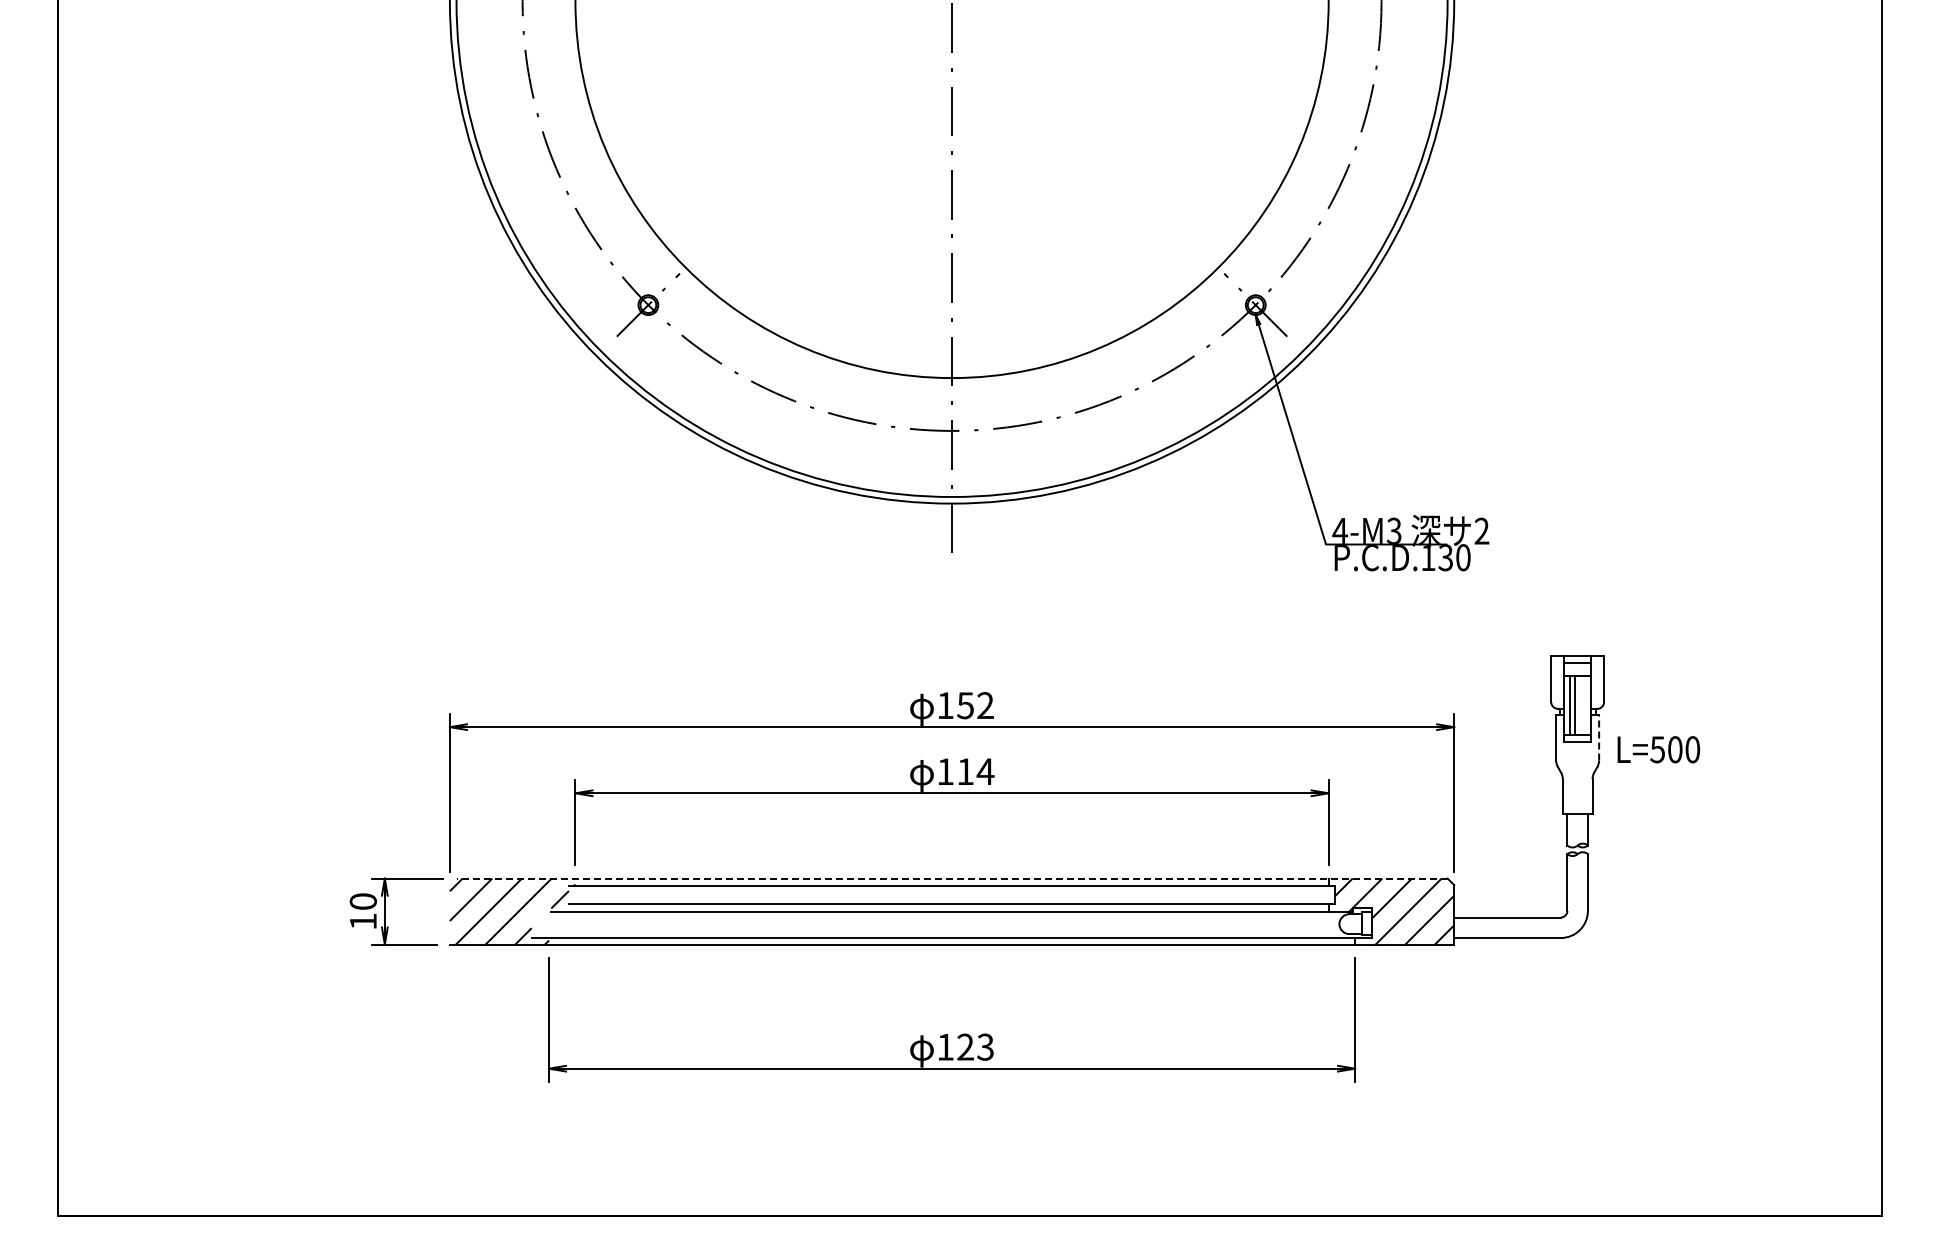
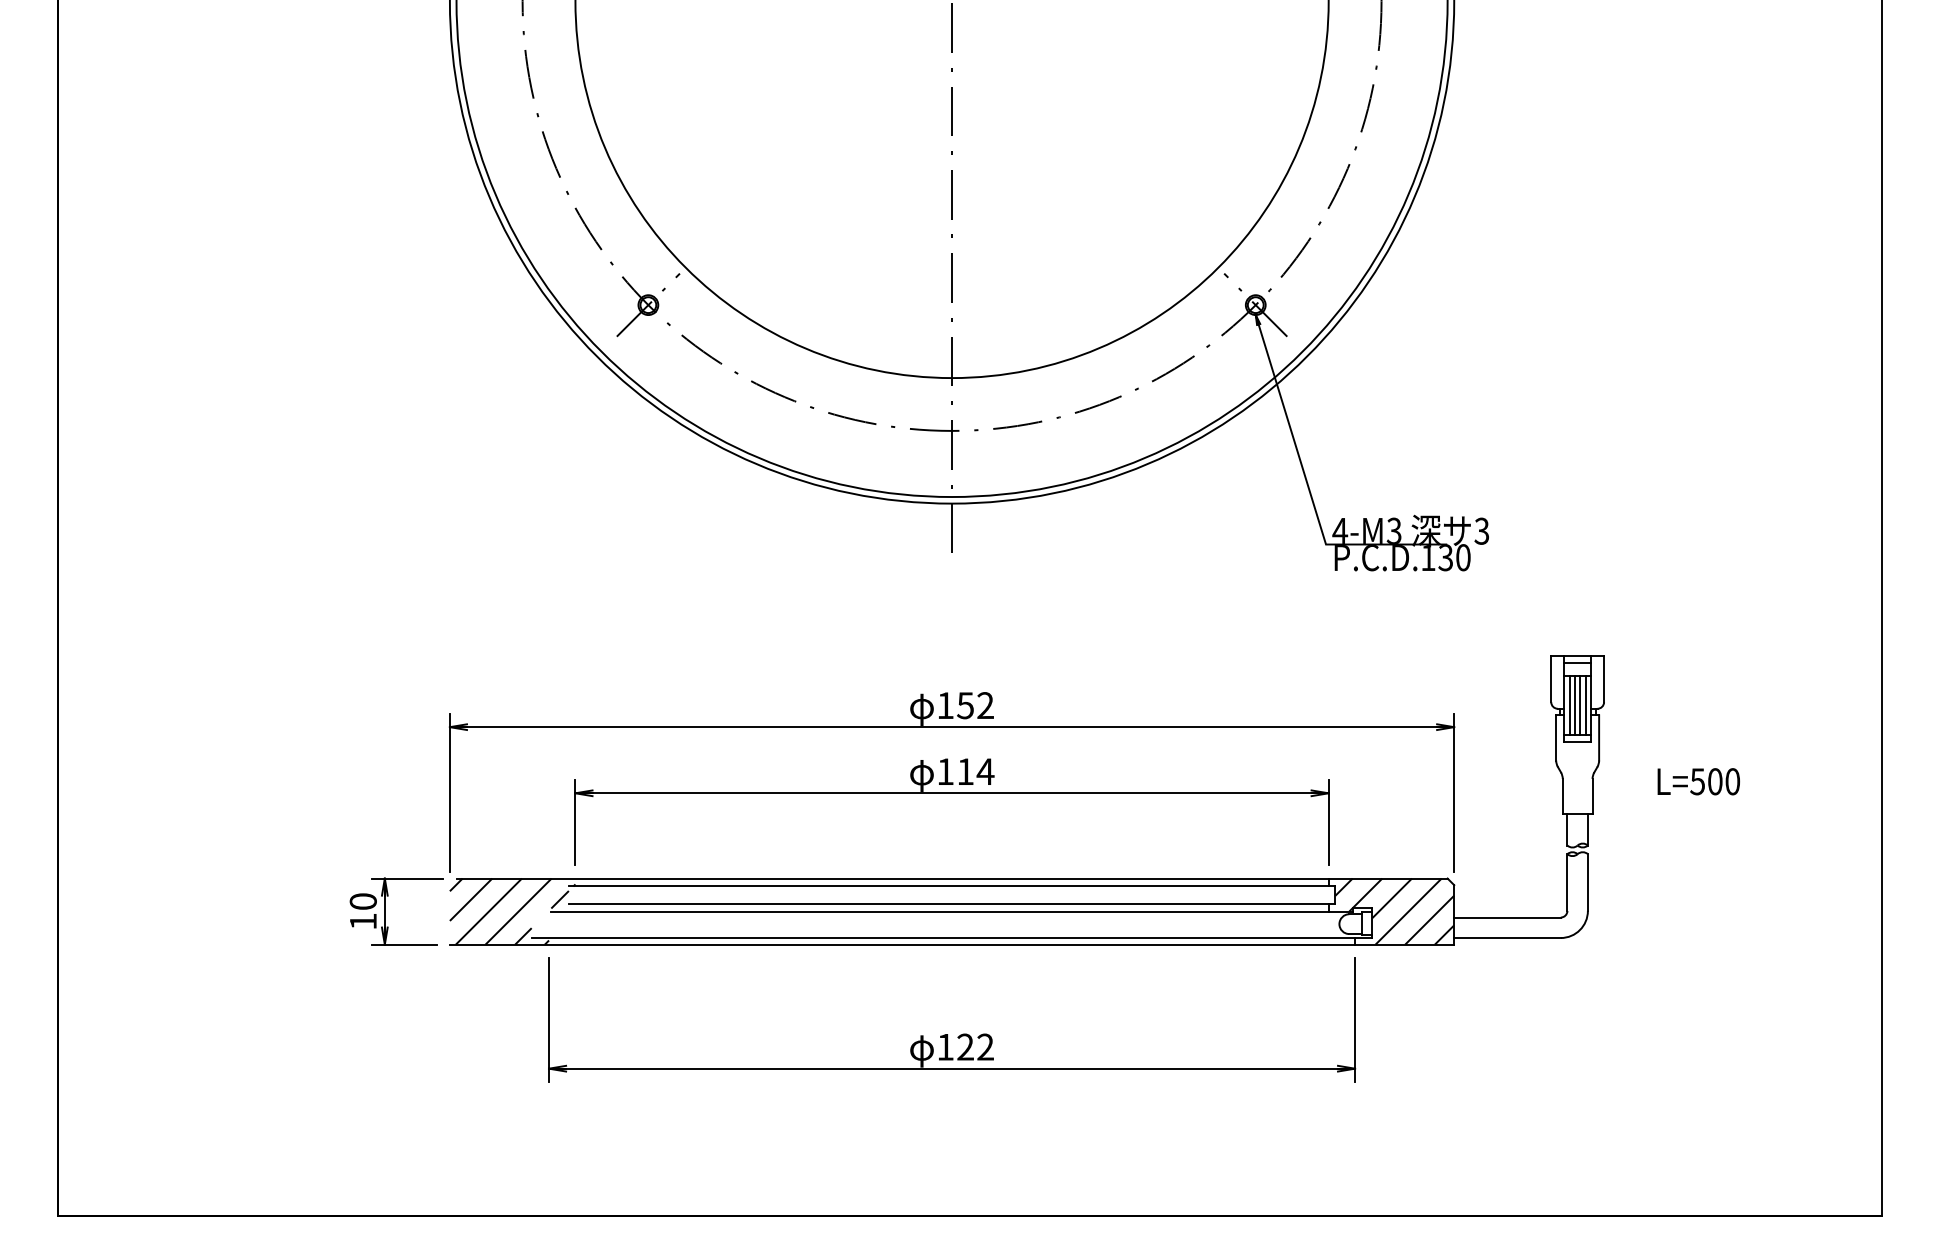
text: 2 -> 3 (1481, 531)
line: none -> present (1580, 705)
line: none -> present (1585, 705)
line: dashed -> solid (1599, 737)
text position: (1658, 749) -> (1698, 781) (1698, 781)
line: dashed -> solid (952, 878)
text: 123 -> 122 (985, 1047)
